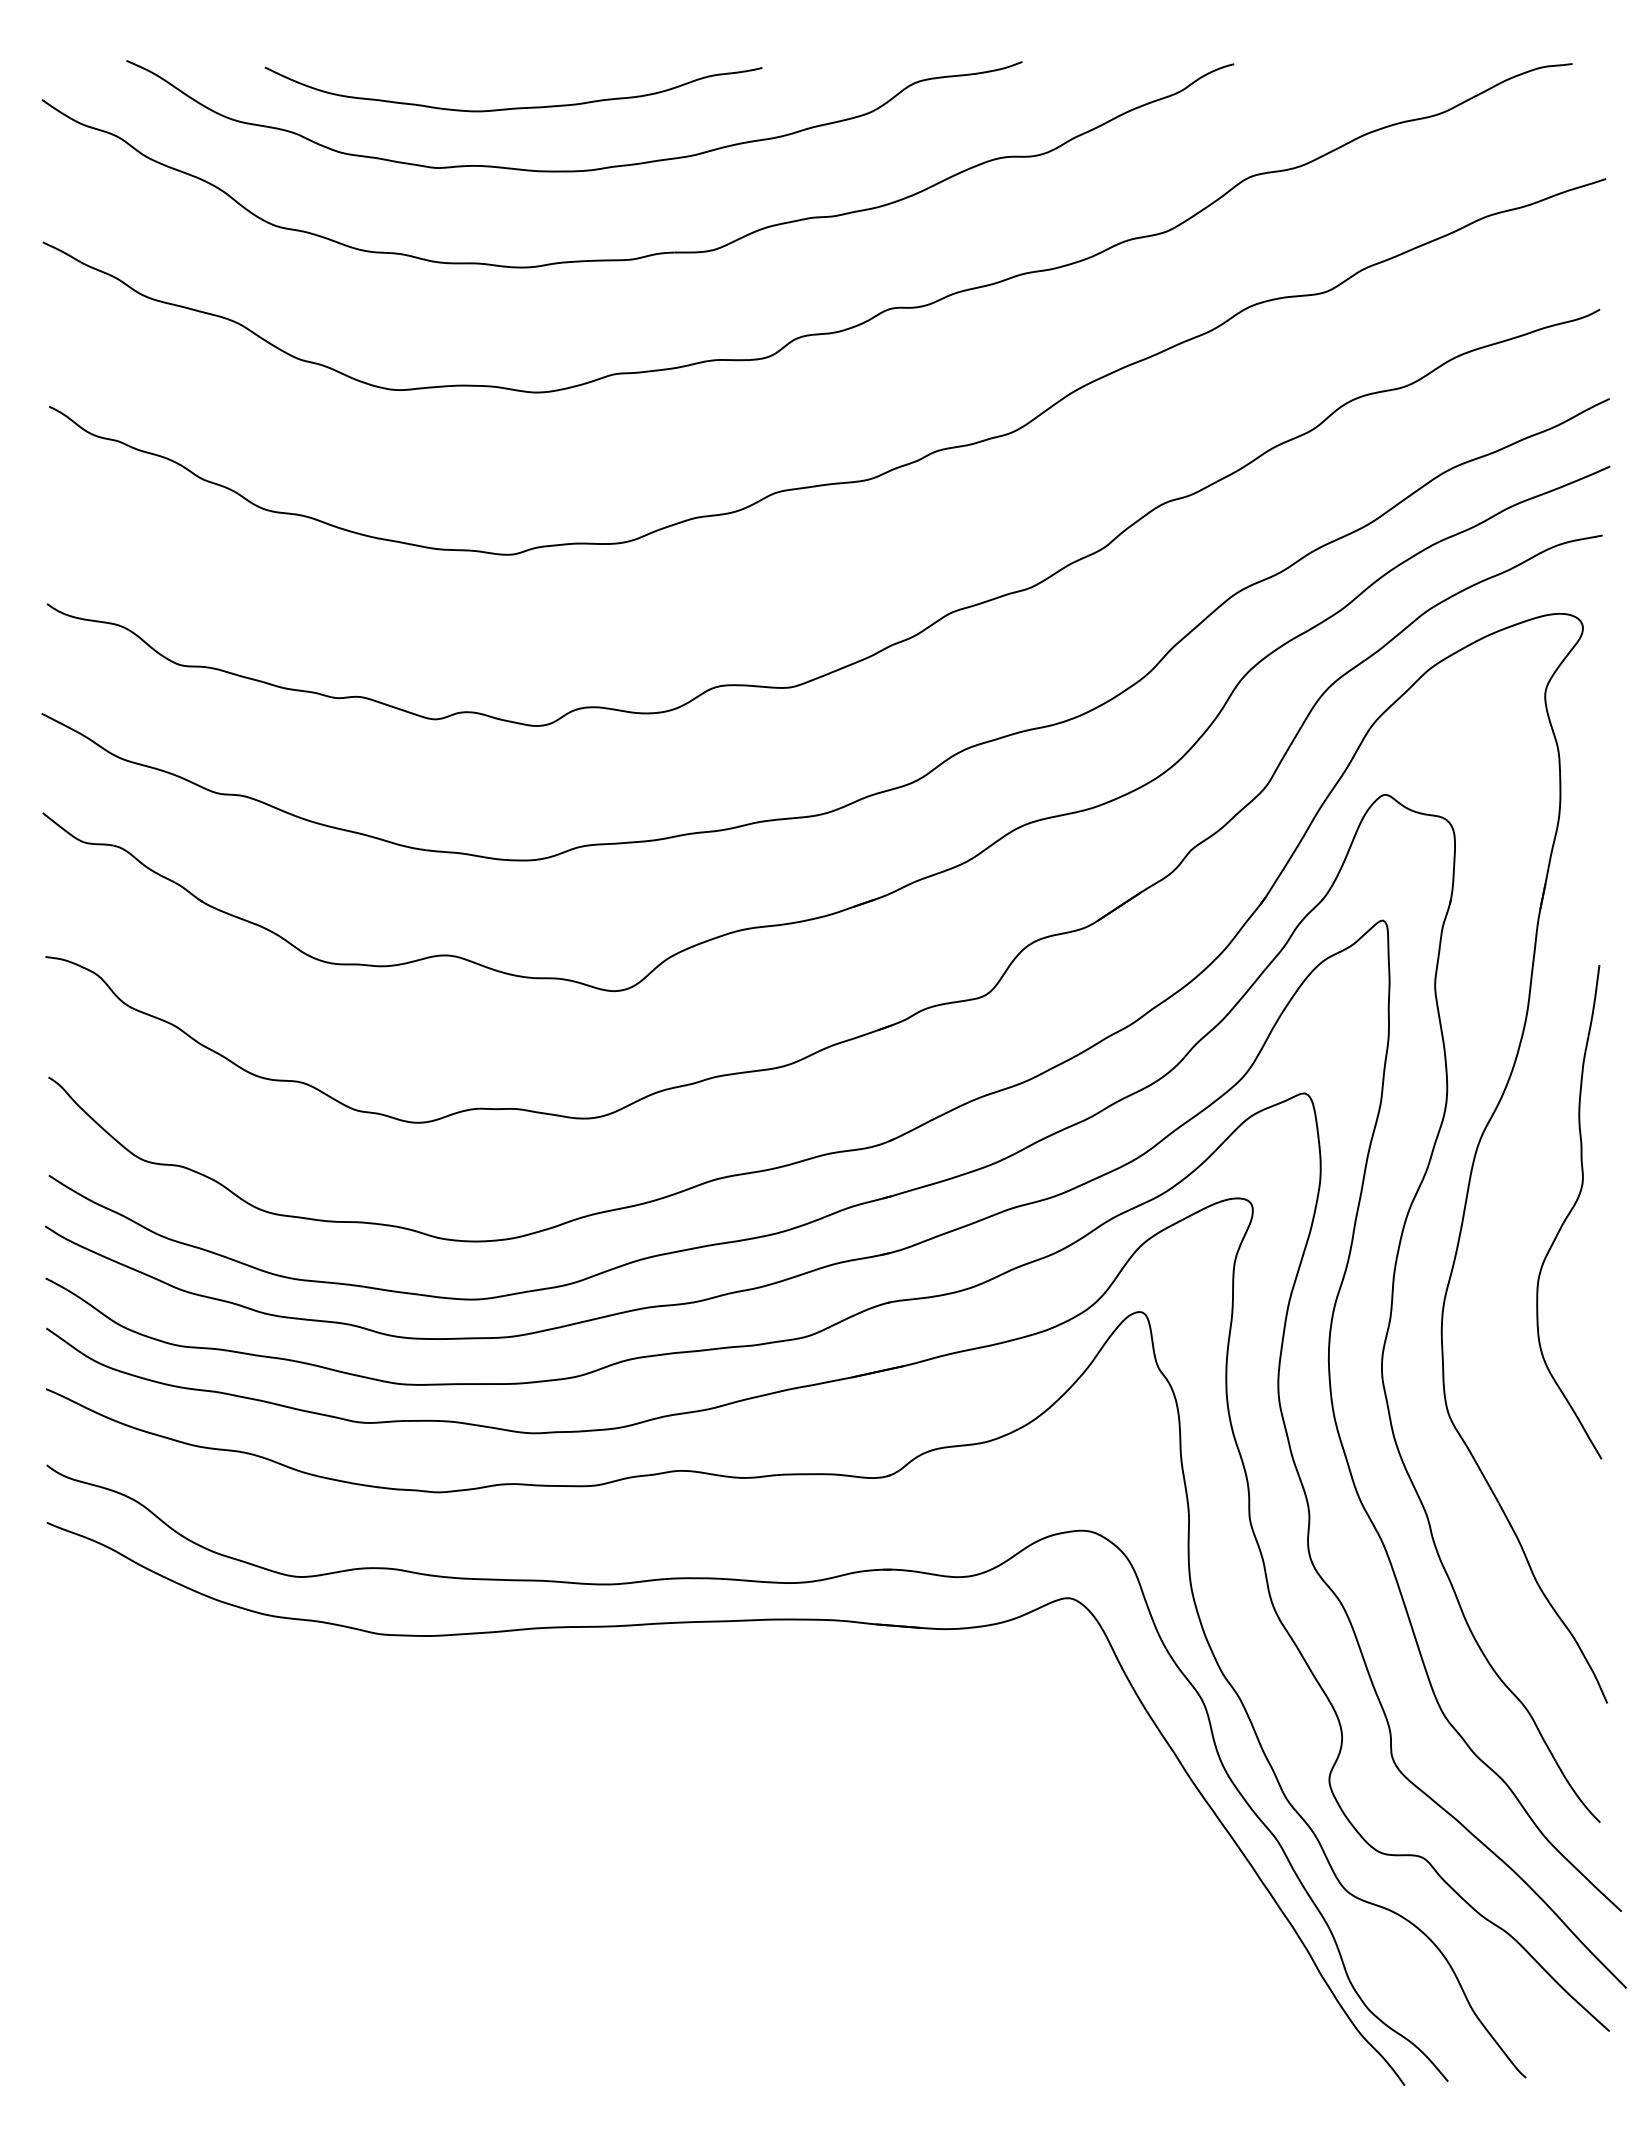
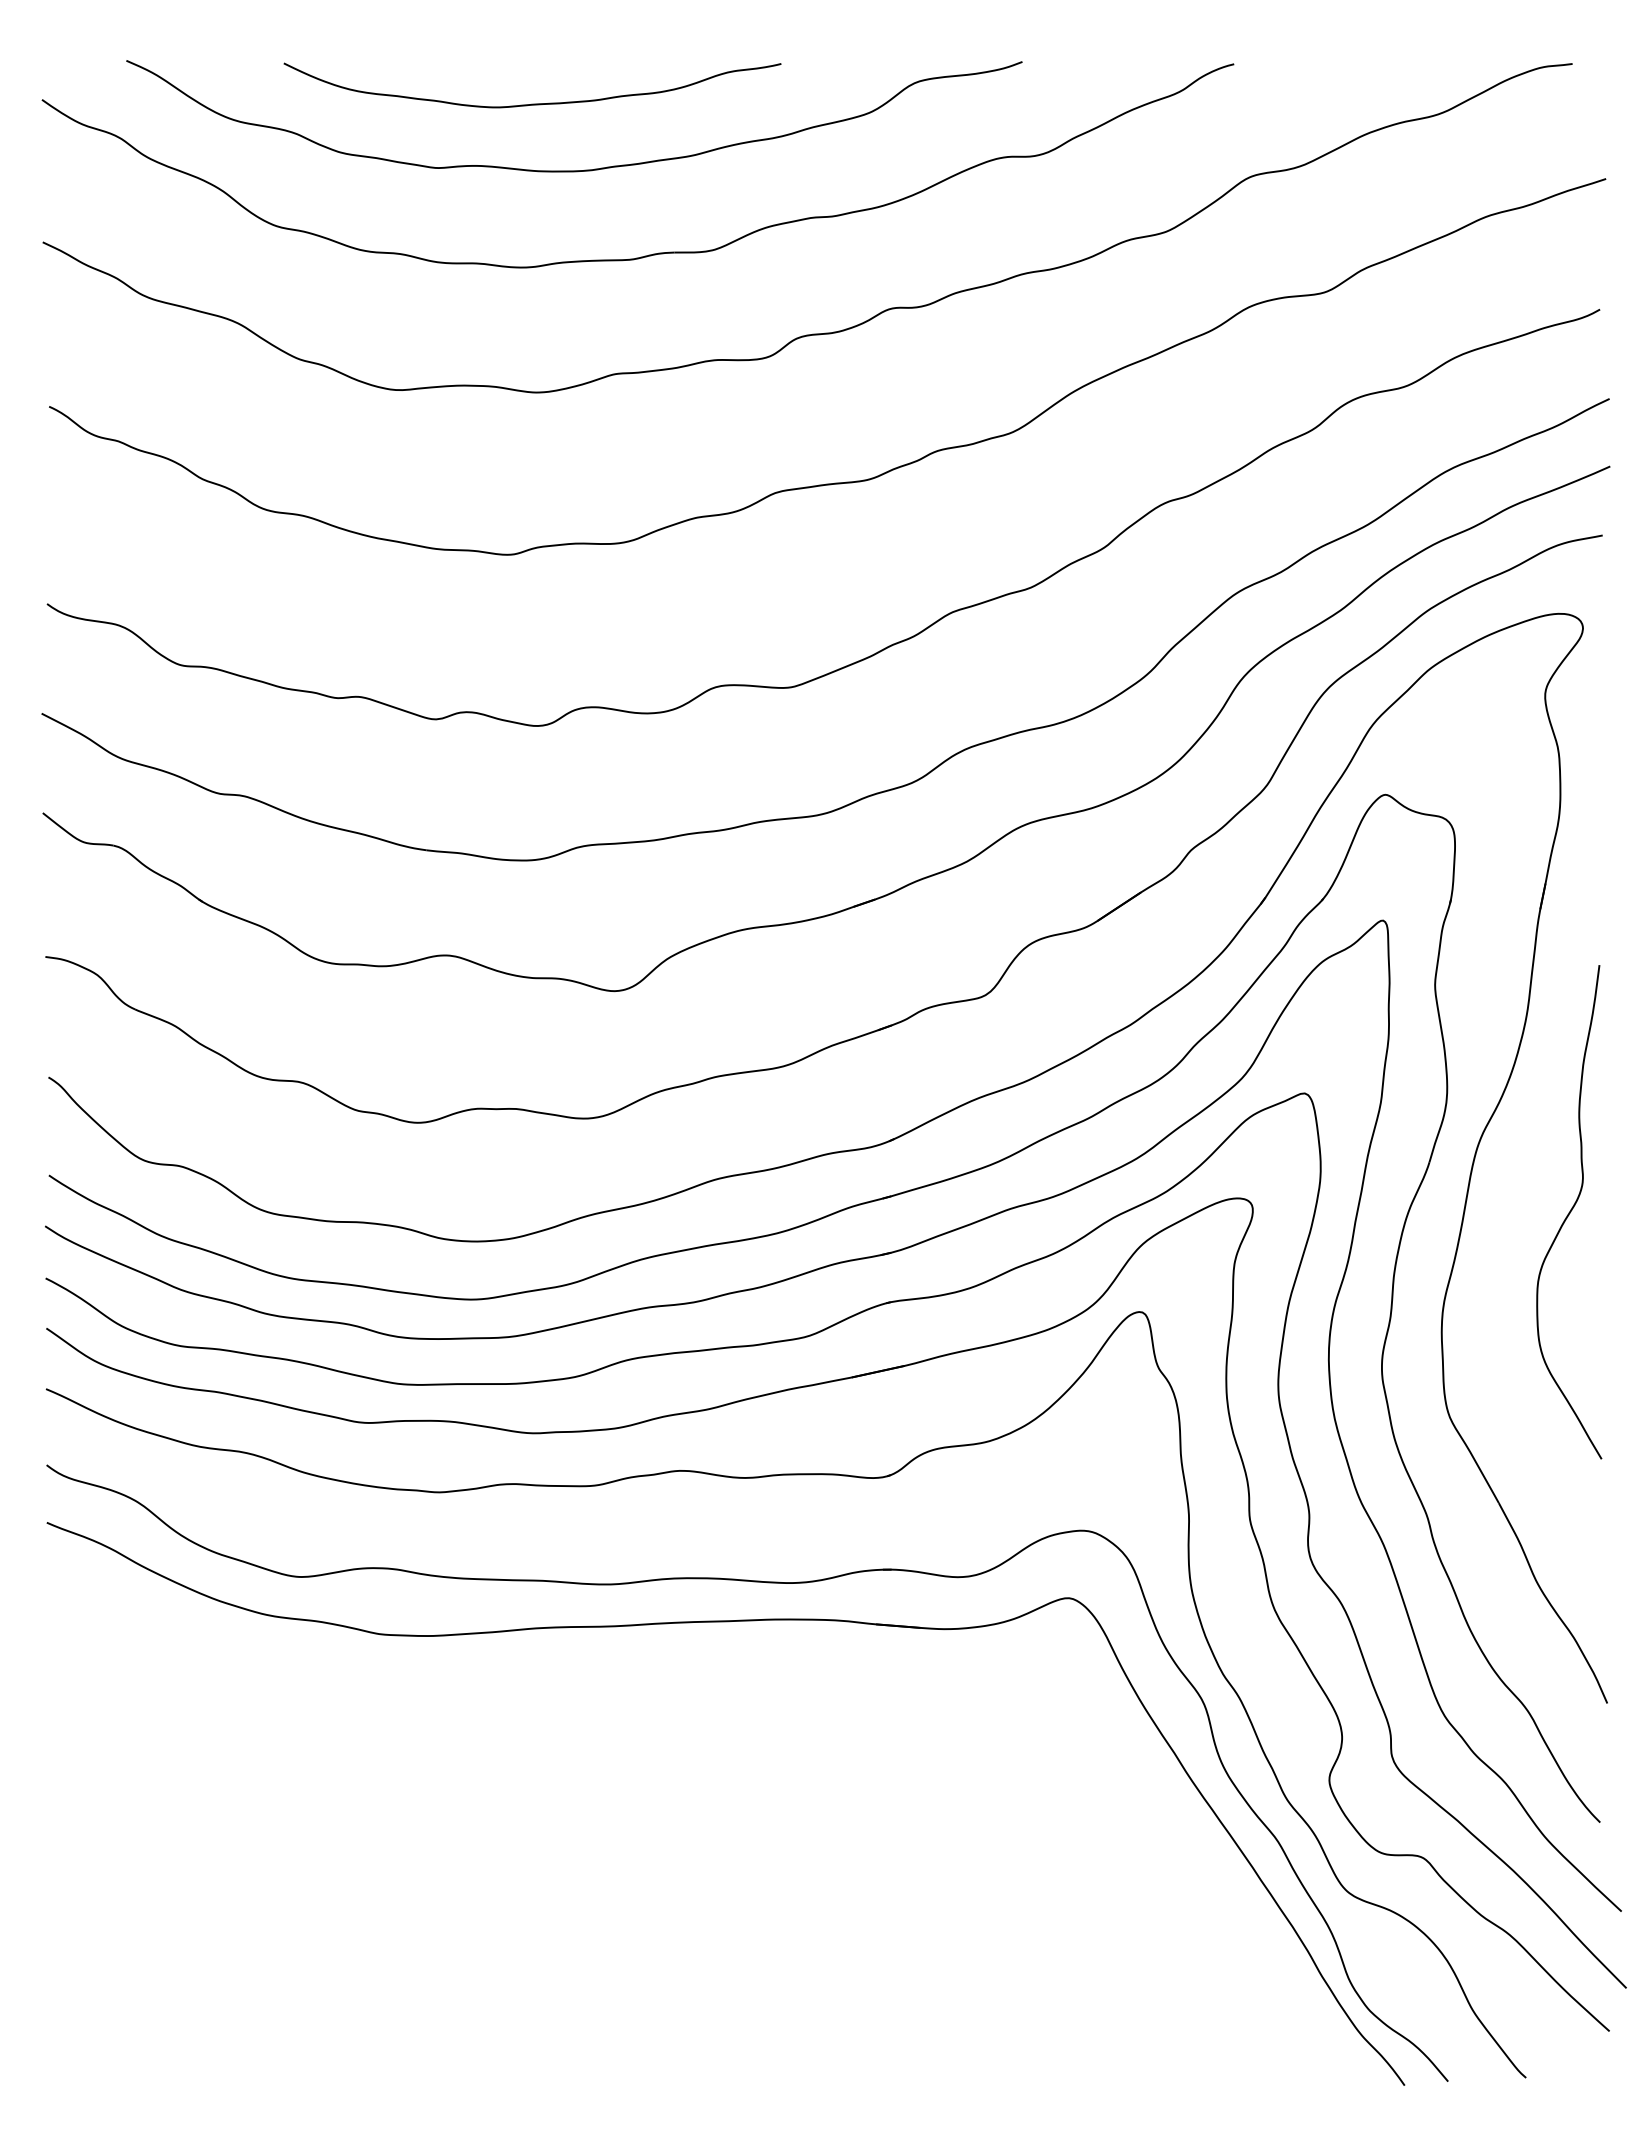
curve position: (513, 107) -> (532, 103) (532, 103)
